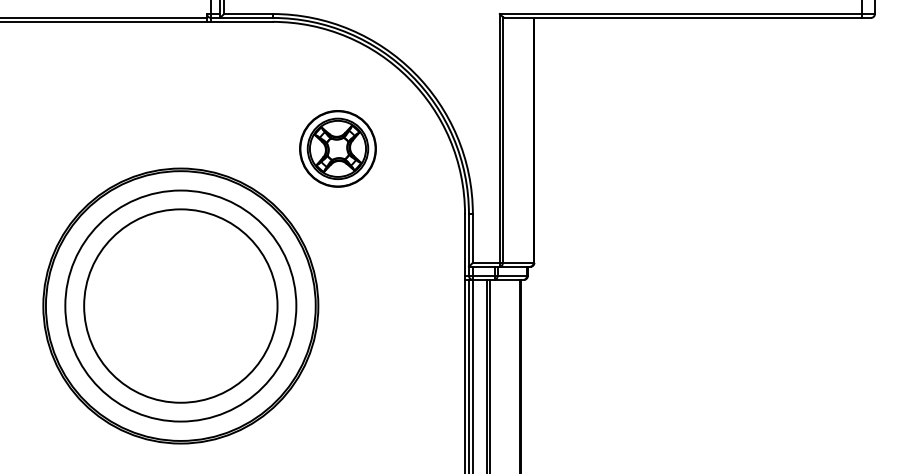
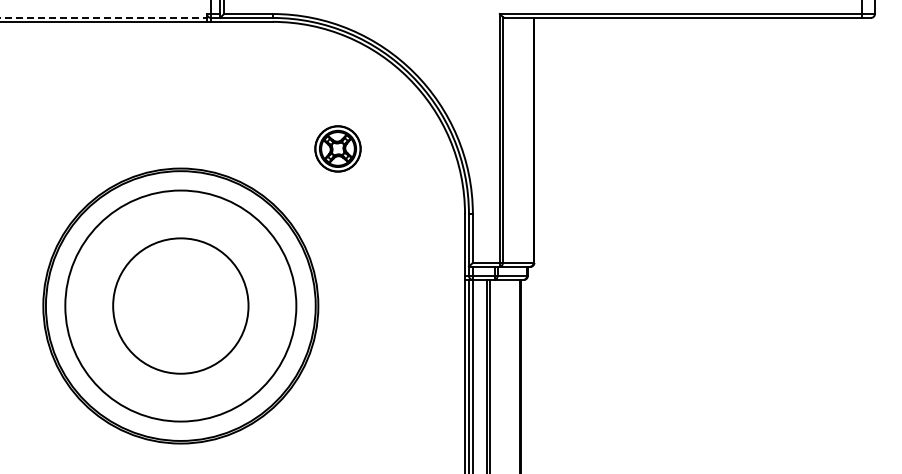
line: solid -> dashed (104, 17)
part size: 78x78 px -> 48x48 px (337, 148)
circle diameter: 193 px -> 135 px (180, 305)
